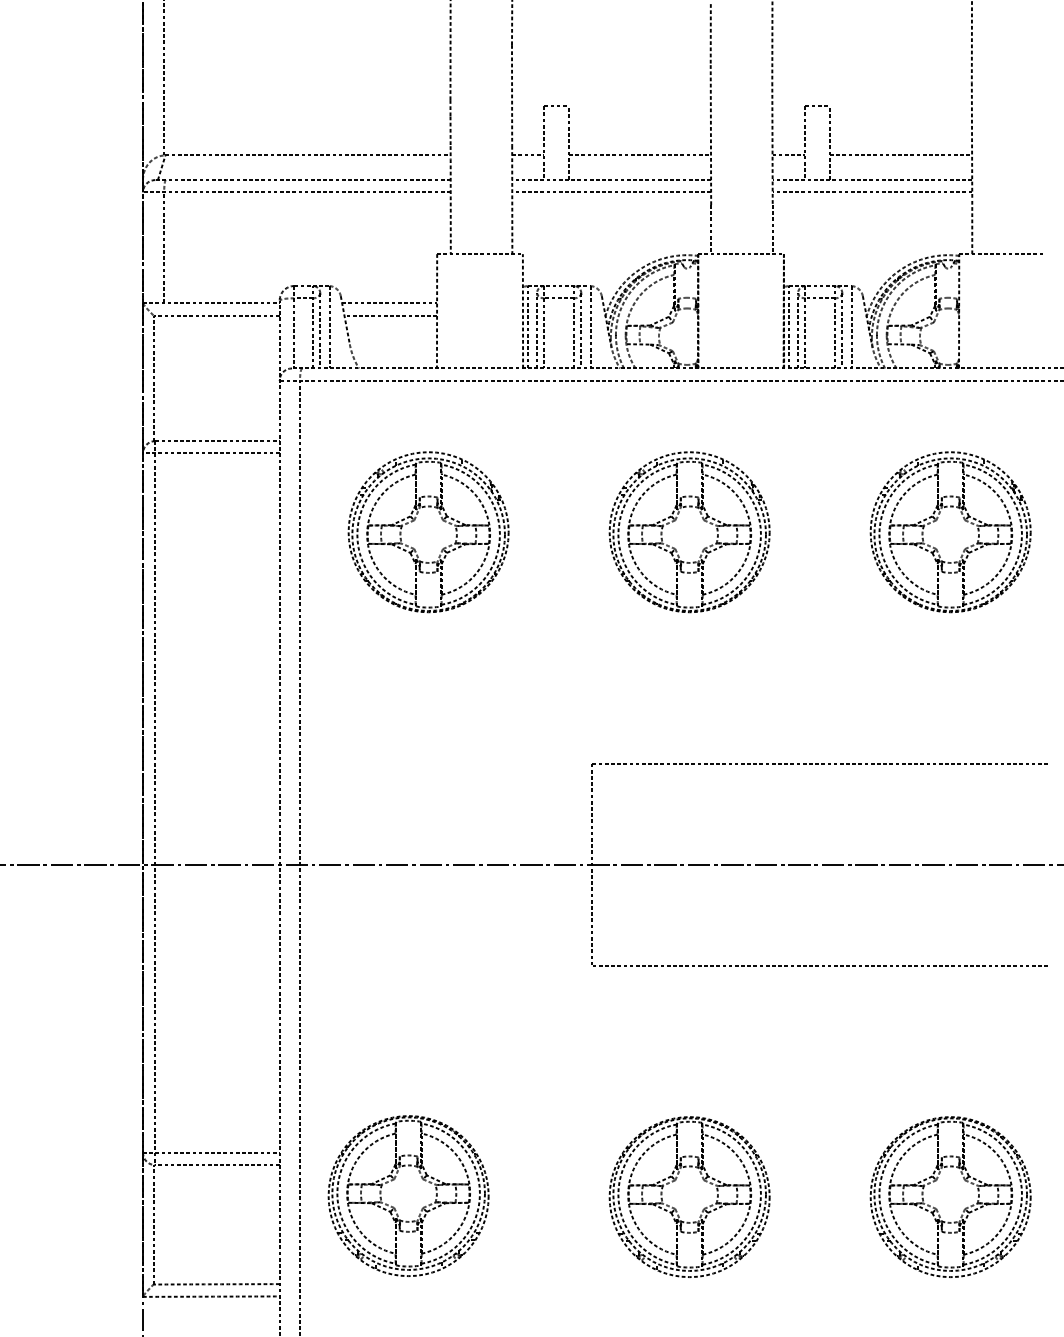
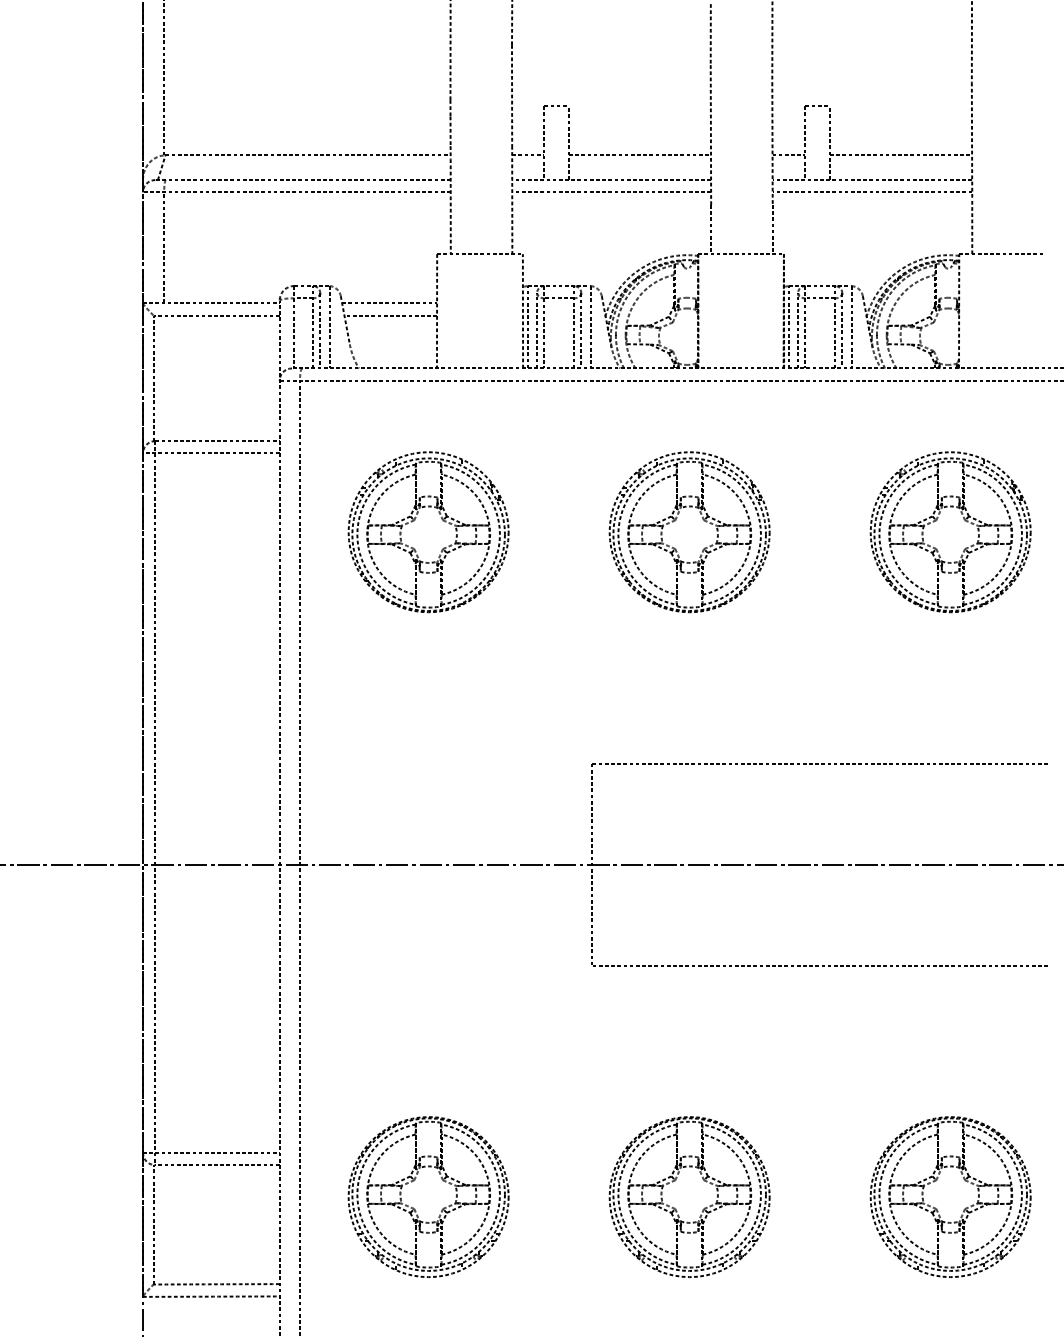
part position: (395, 1208) -> (415, 1209) (415, 1209)
